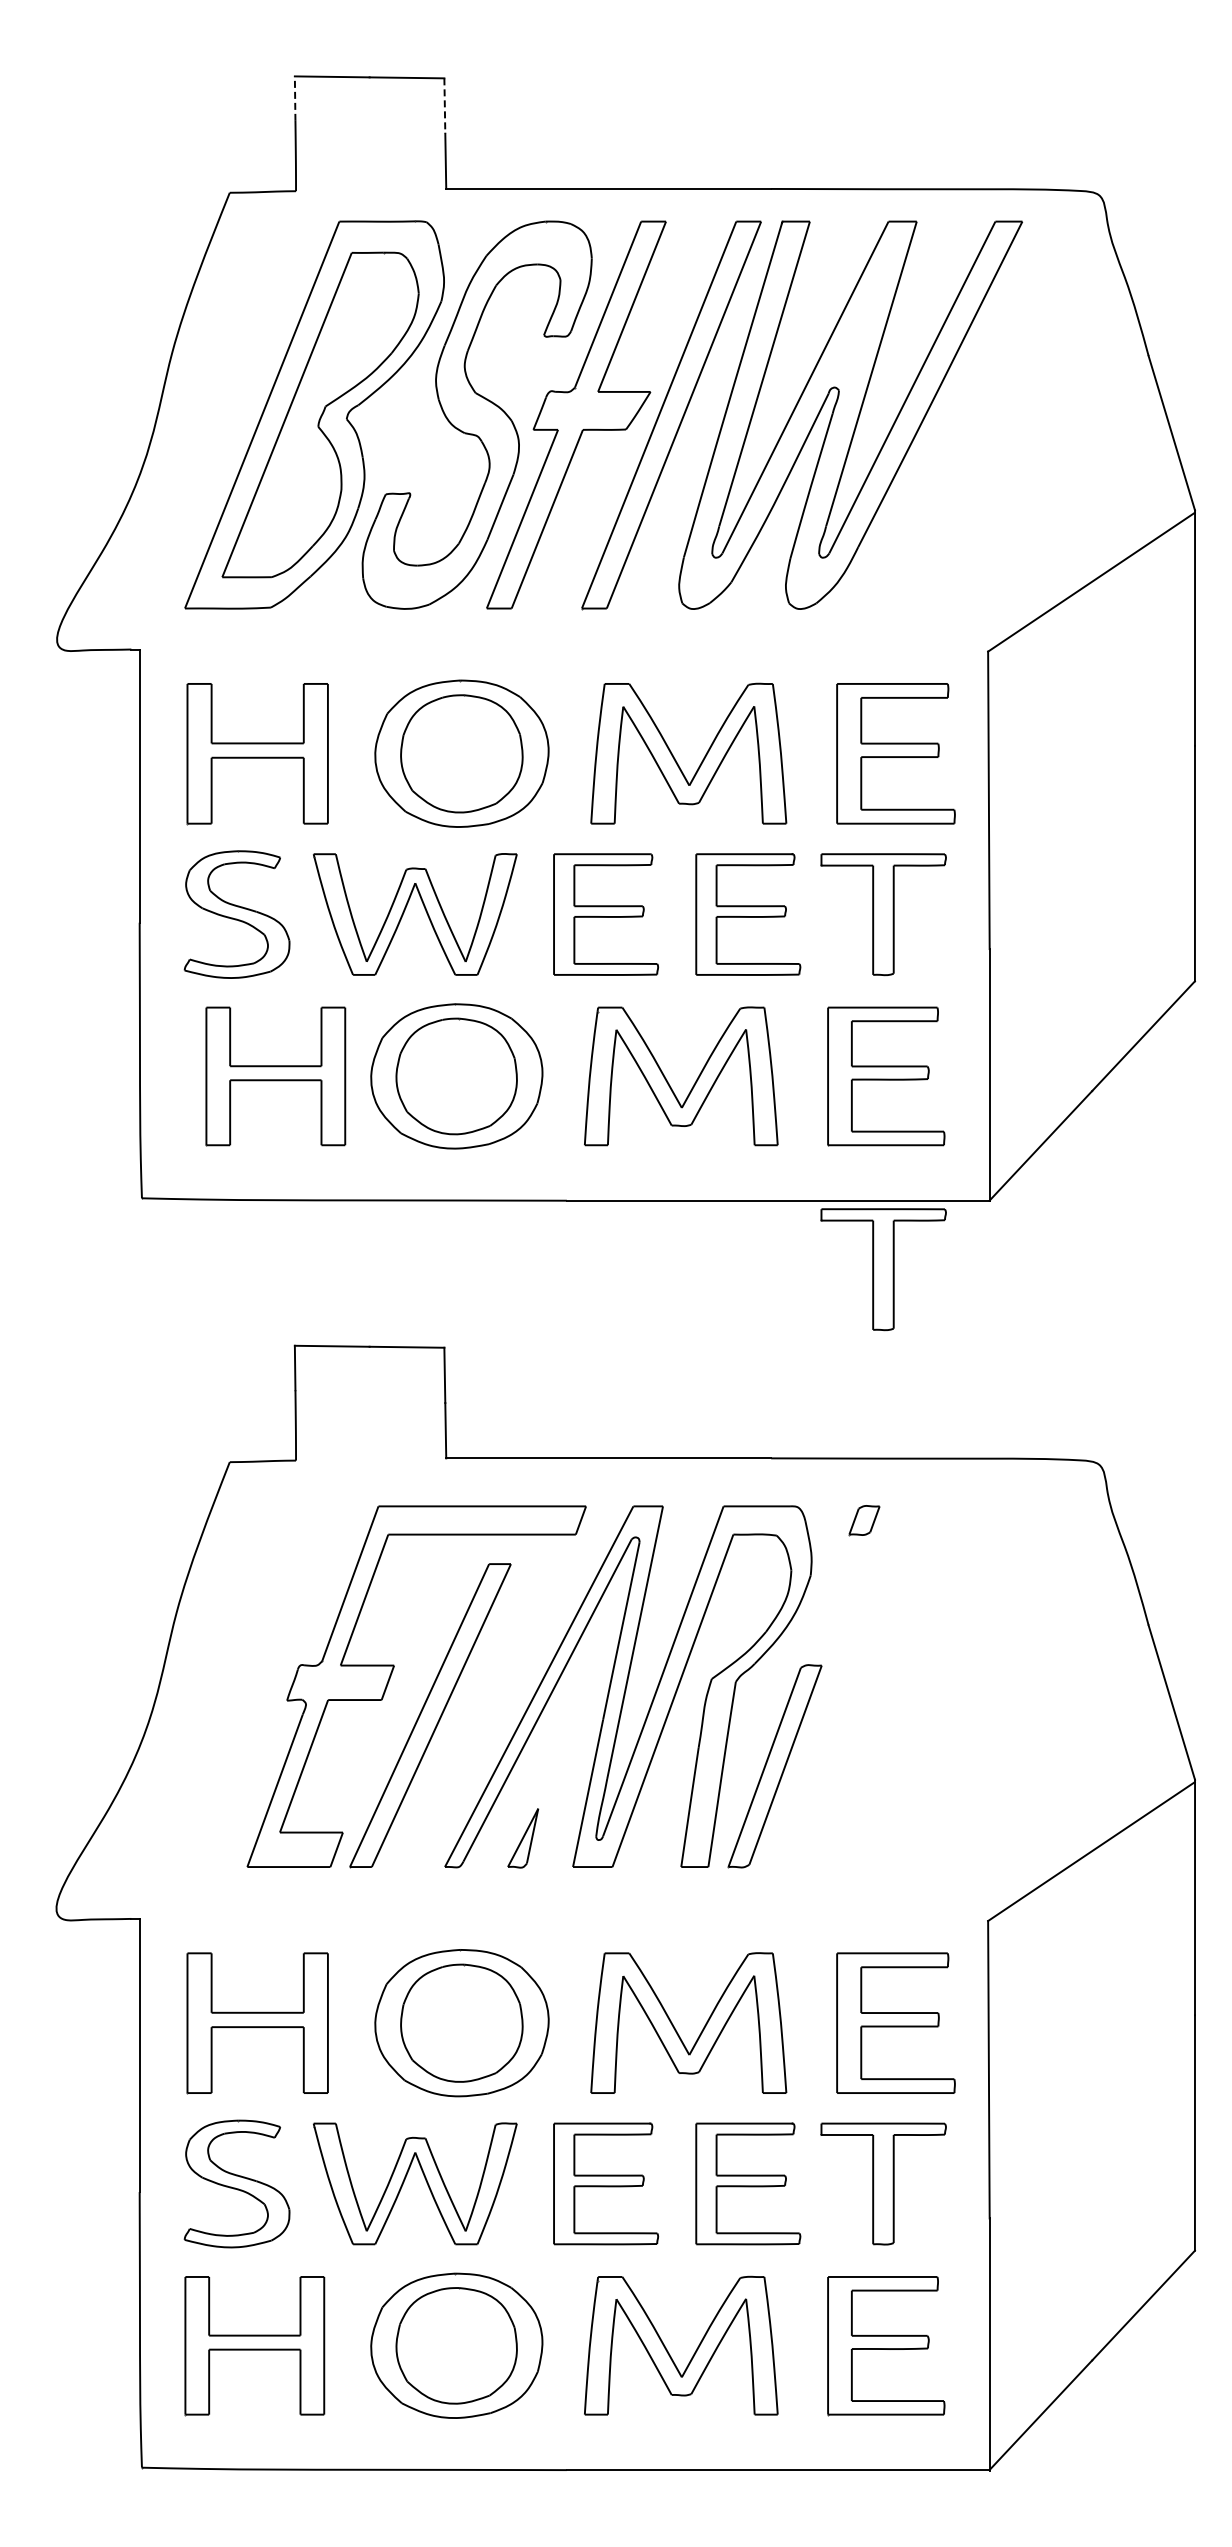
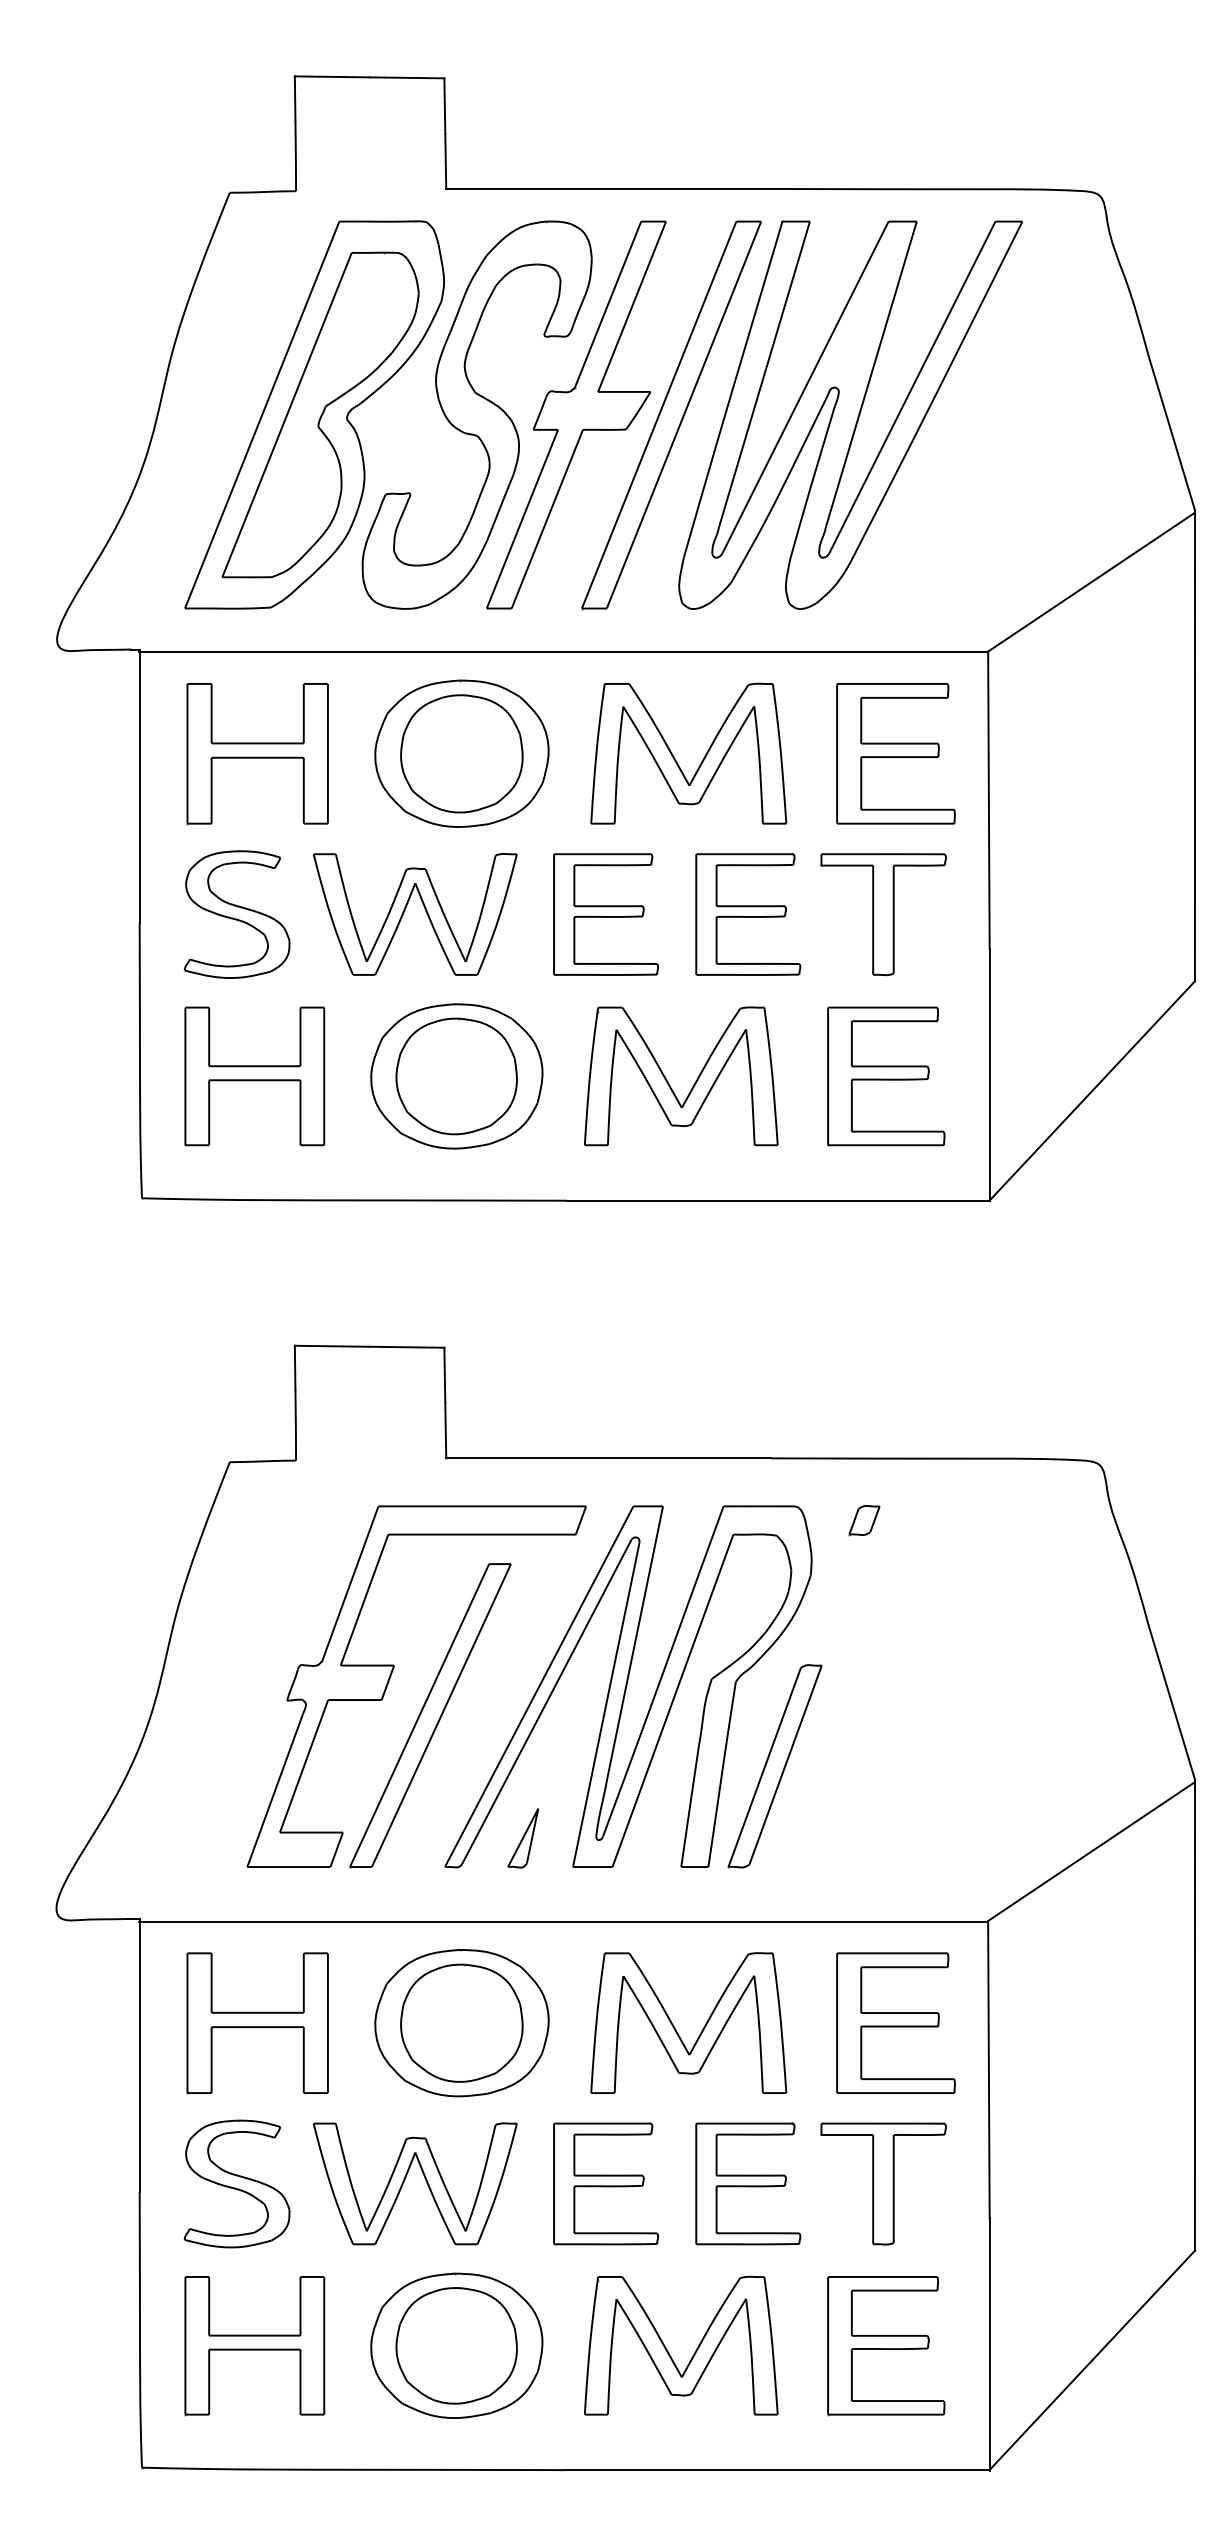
line: dashed -> solid (295, 98)
line: dashed -> solid (444, 106)
line: none -> present (562, 652)
part position: (275, 1076) -> (254, 1076) (254, 1076)
part: present -> none (883, 1269)
line: none -> present (562, 1921)
